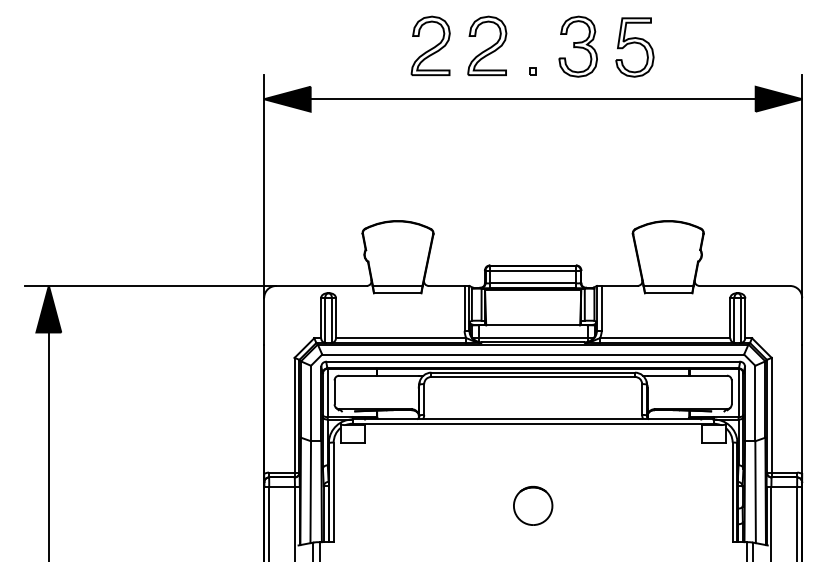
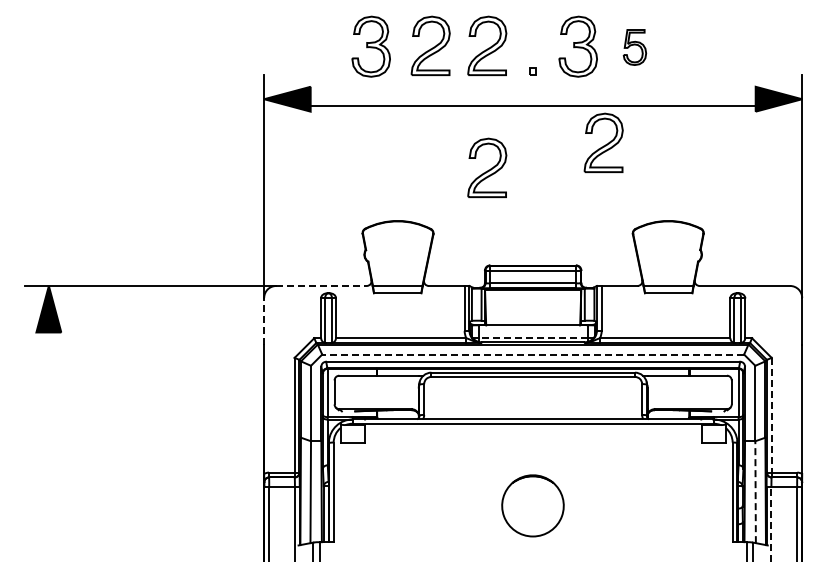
part: none -> present (370, 46)
part size: 40x61 px -> 26x37 px (634, 47)
line position: (532, 99) -> (532, 106) (532, 106)
part: none -> present (603, 142)
part: none -> present (487, 167)
line: solid -> dashed (321, 285)
line: solid -> dashed (264, 320)
line: solid -> dashed (532, 337)
line: solid -> dashed (533, 354)
line: solid -> dashed (771, 415)
line: present -> none (48, 445)
line: solid -> dashed (755, 492)
part size: 41x40 px -> 64x64 px (532, 505)
line: solid -> dashed (771, 523)
